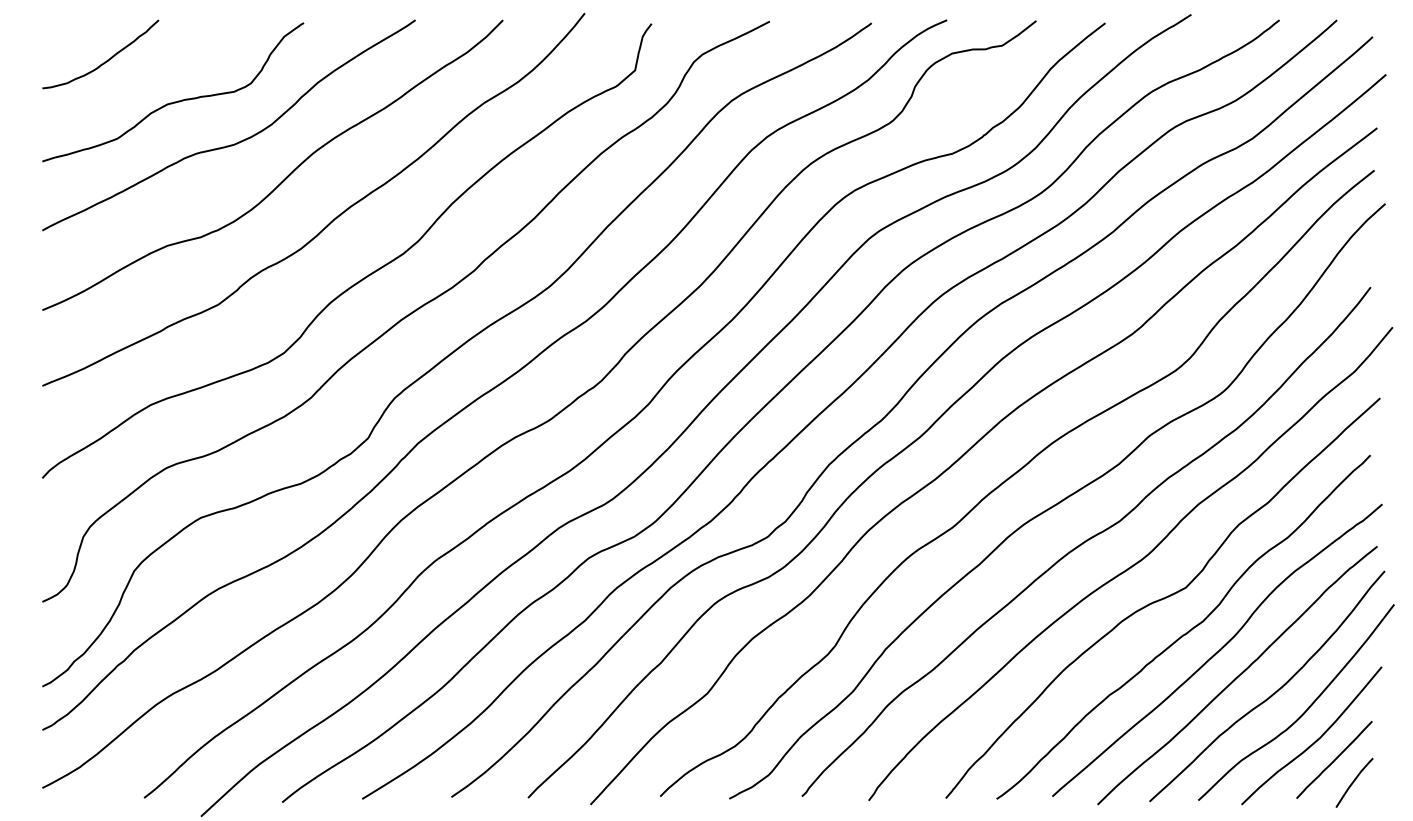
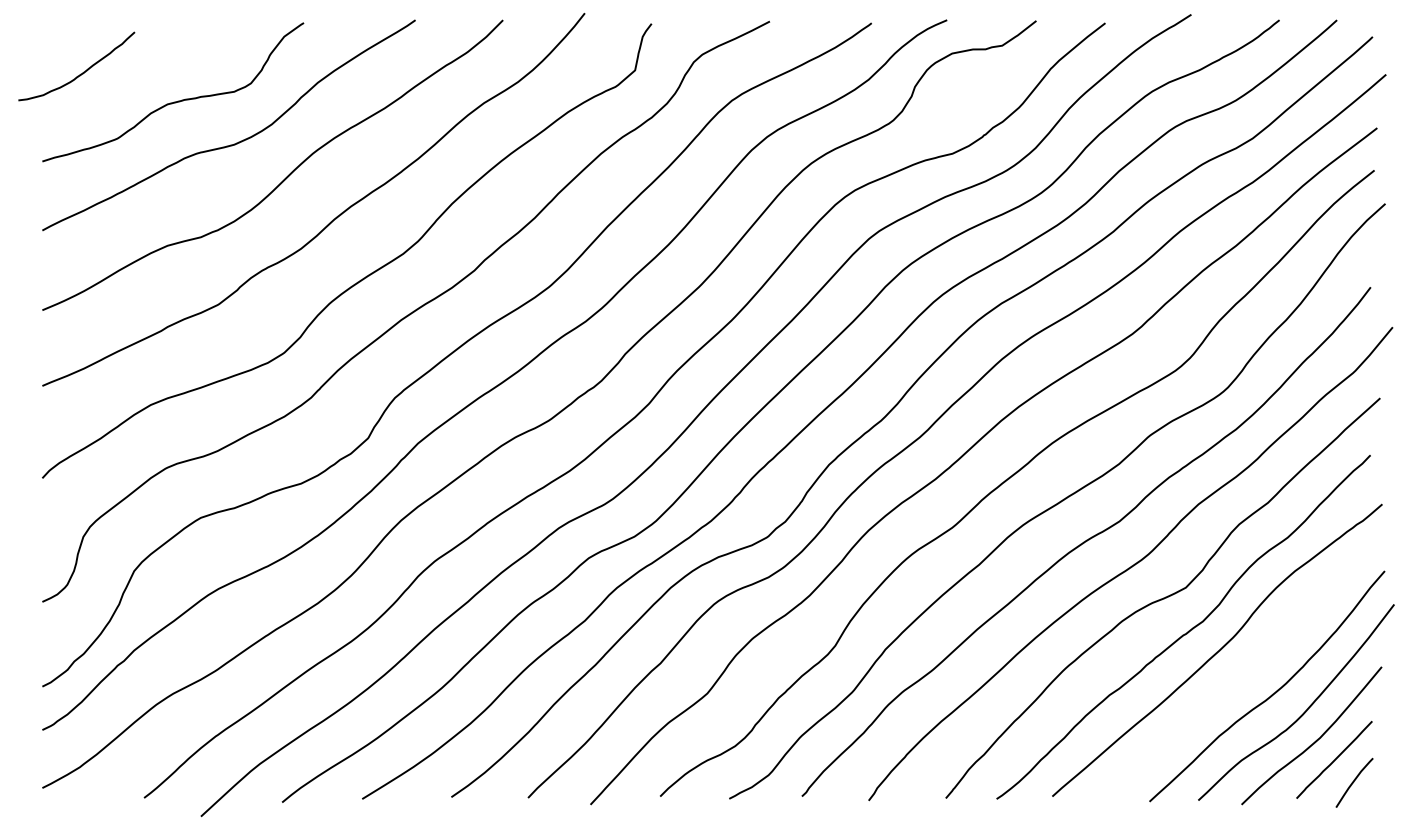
curve position: (104, 61) -> (80, 73) (80, 73)
curve: present -> none (1237, 675)
